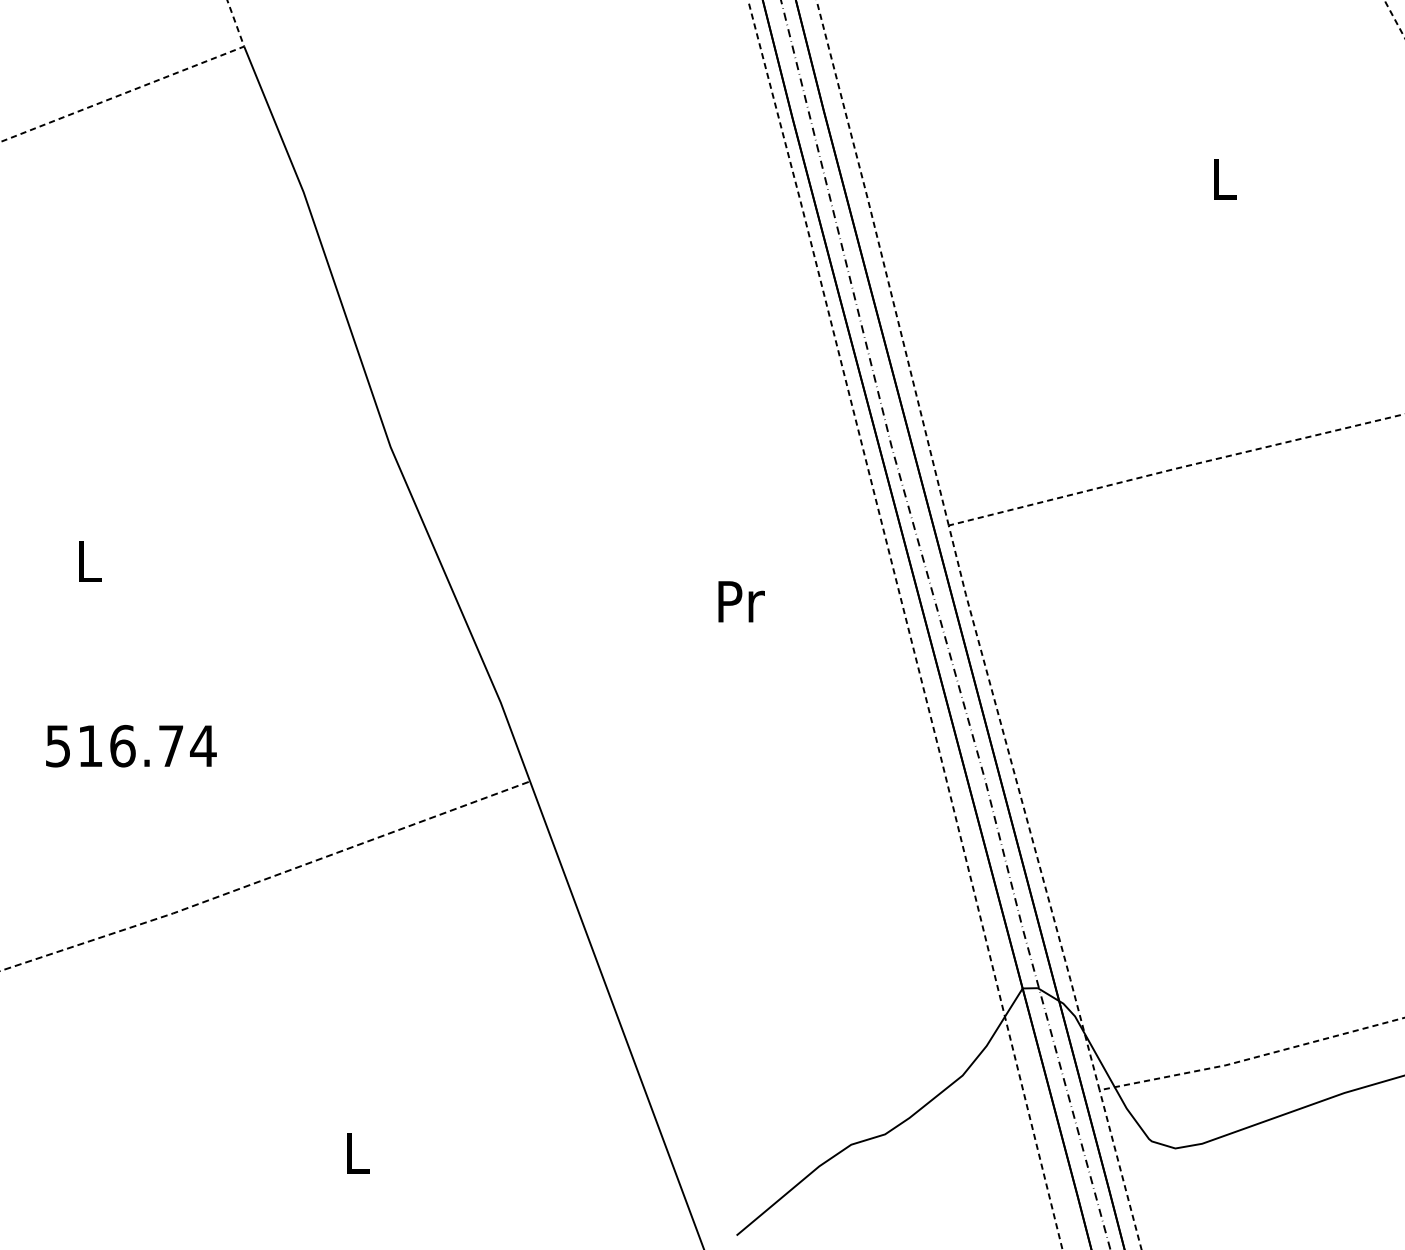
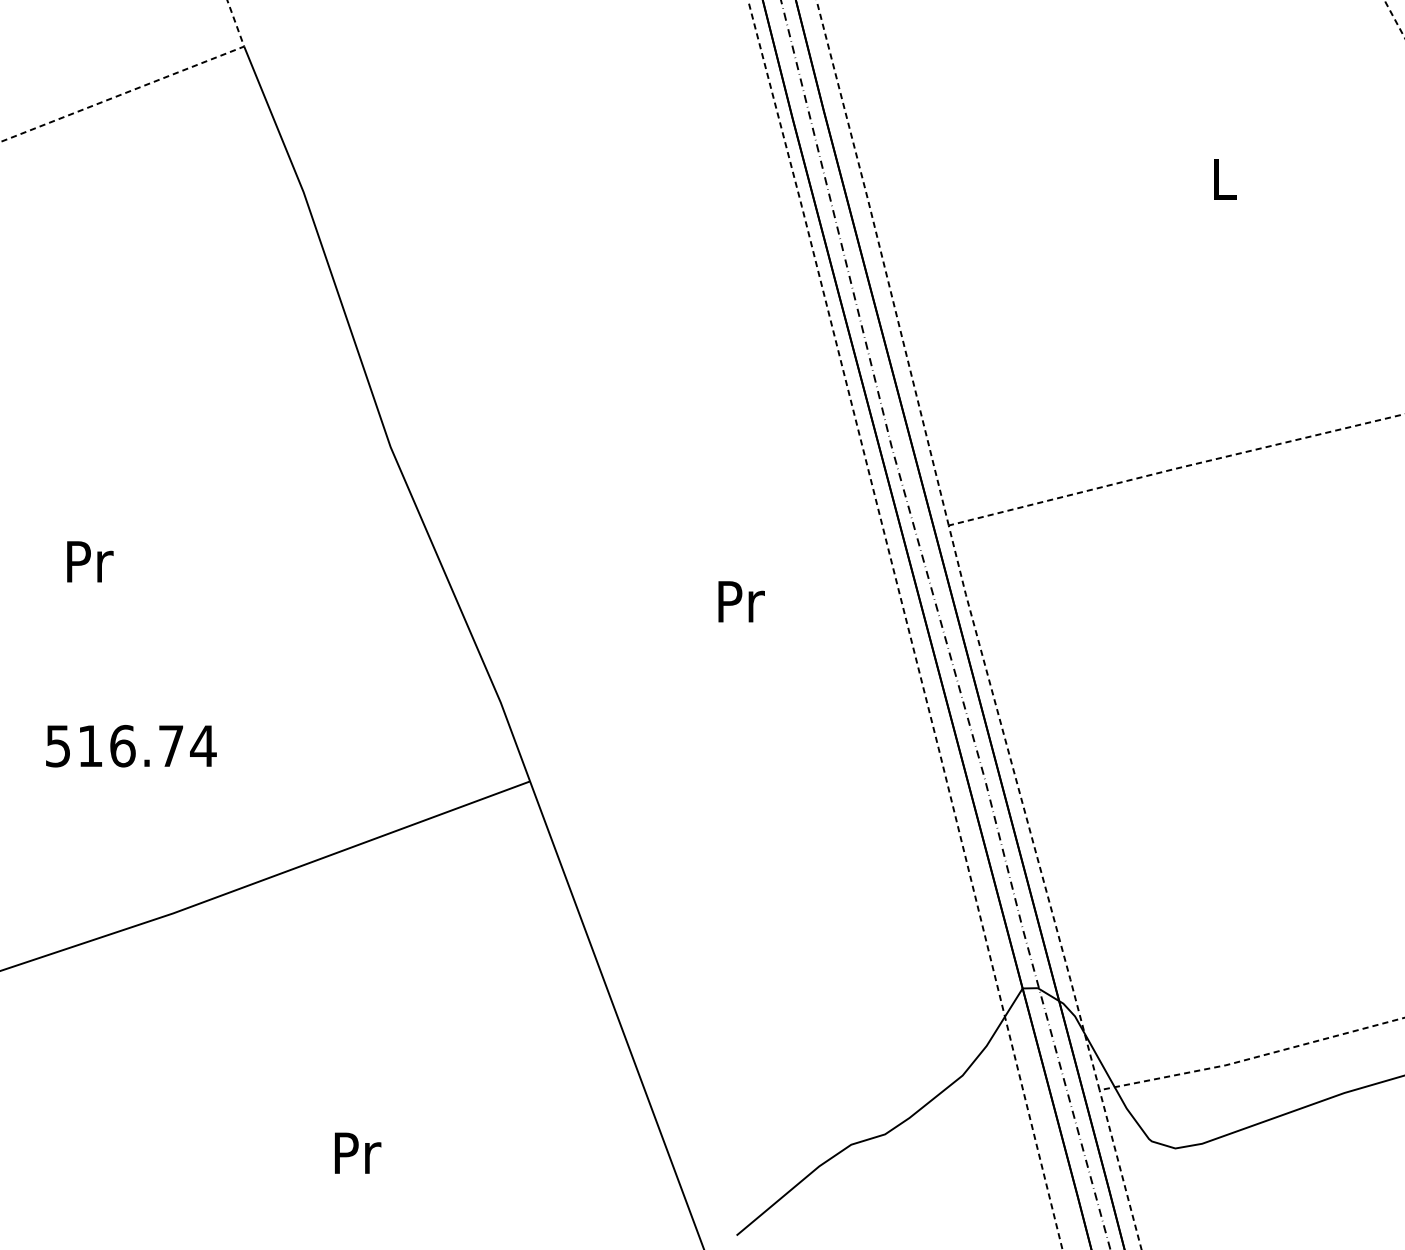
text: L -> Pr (90, 561)
line: dashed -> solid (265, 879)
text: L -> Pr (357, 1152)
